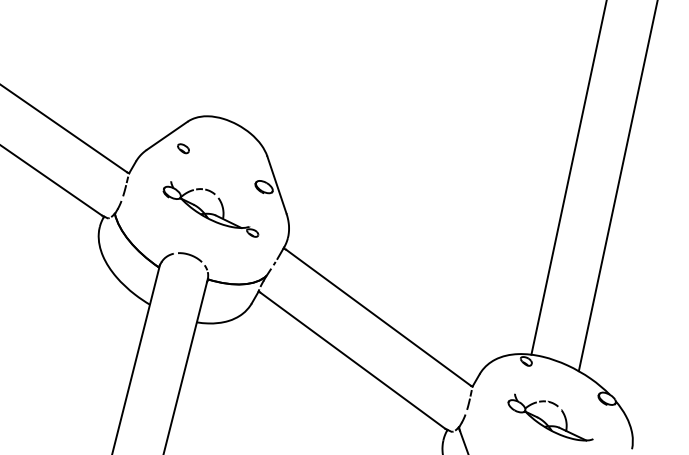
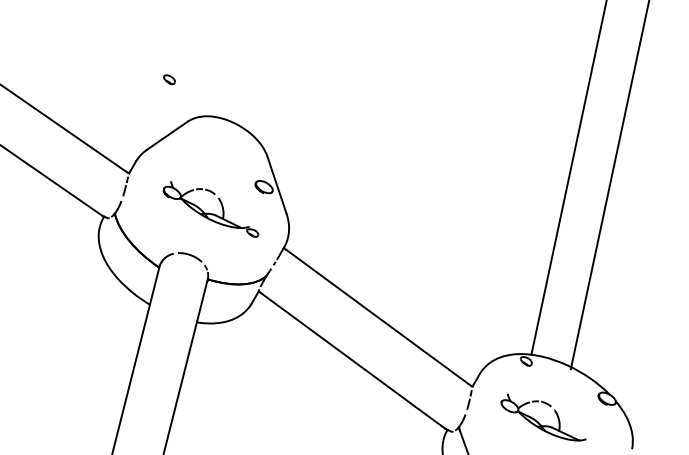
part position: (183, 148) -> (169, 79) (169, 79)
line position: (617, 186) -> (609, 185) (609, 185)
part position: (545, 421) -> (538, 421) (538, 421)
